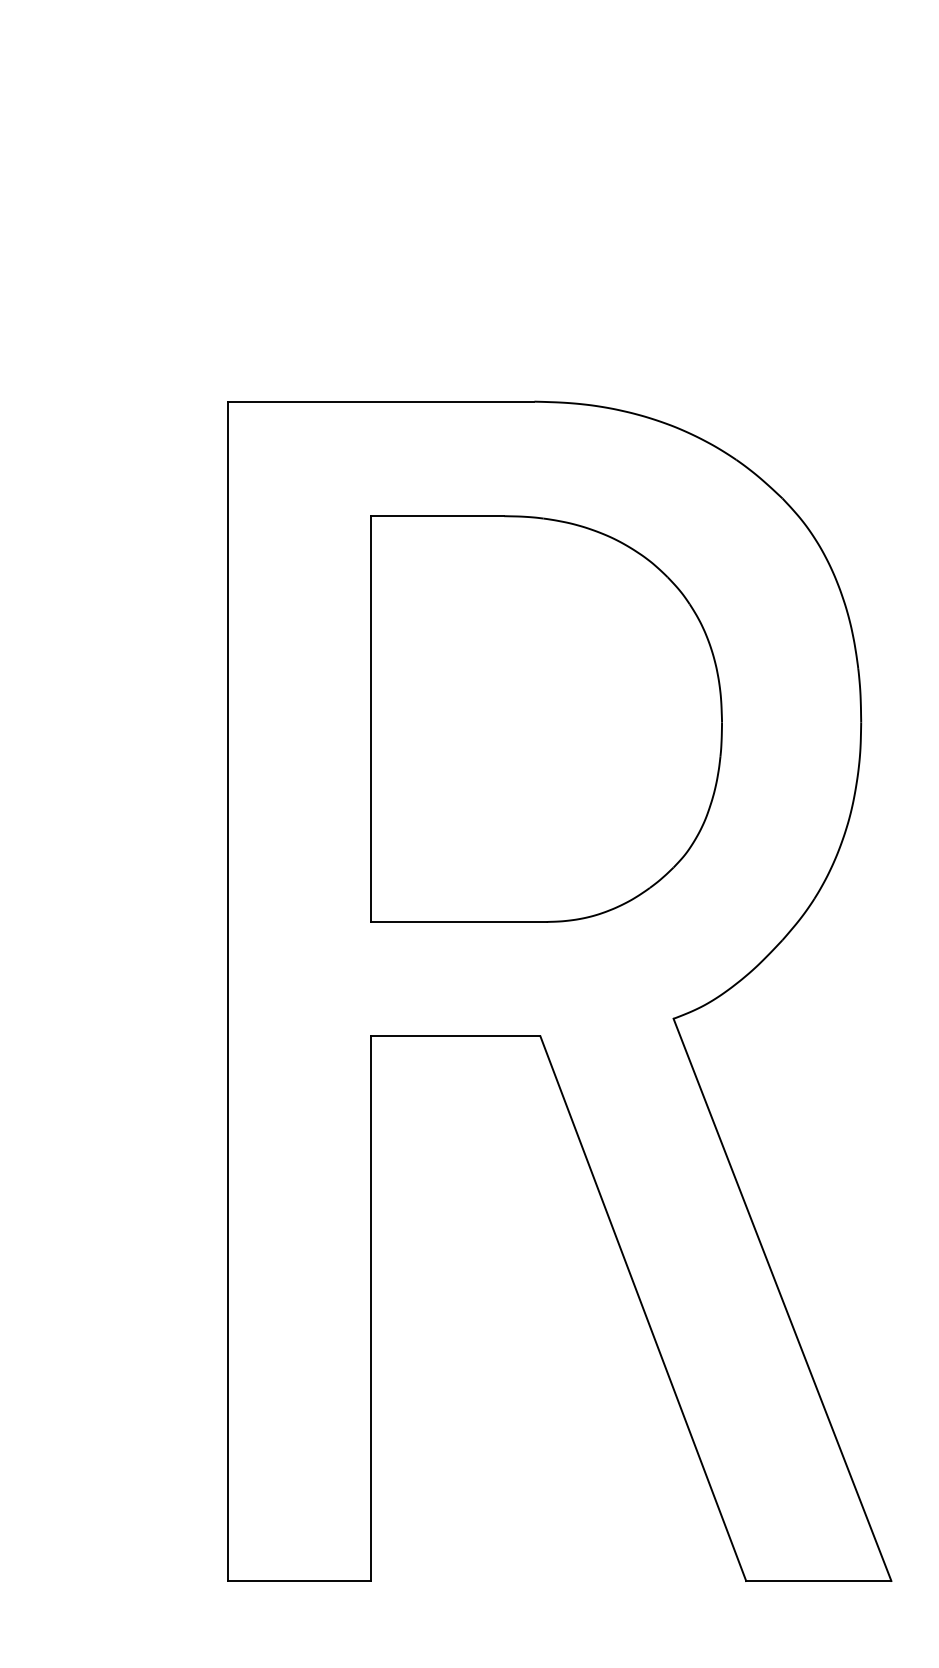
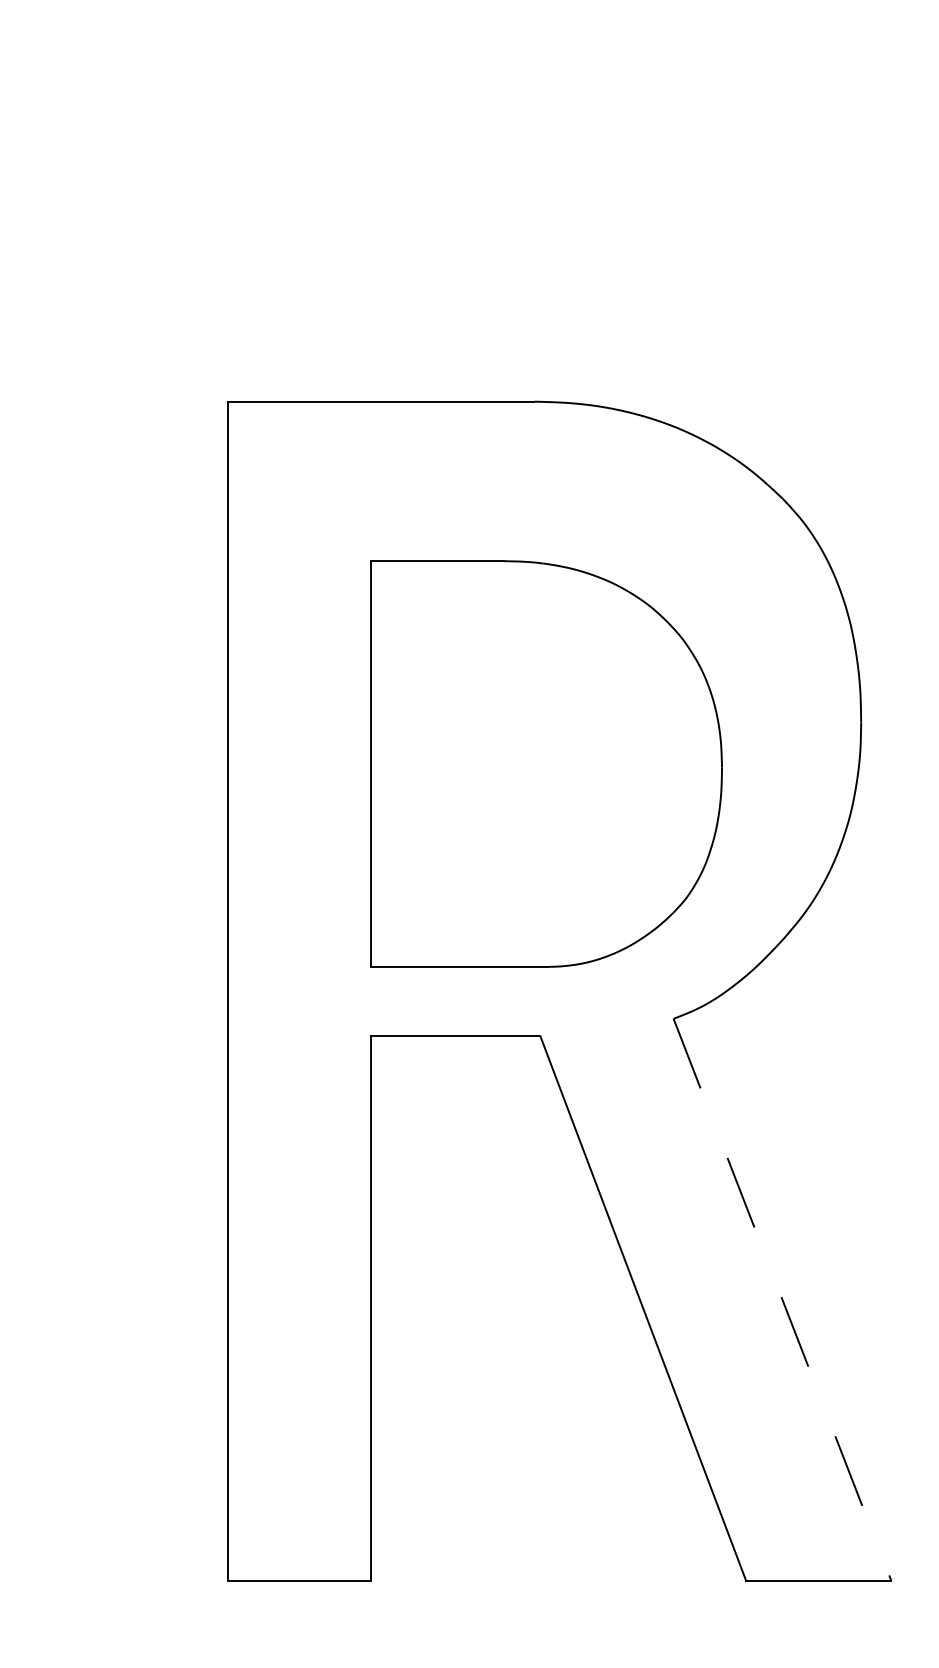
part position: (546, 718) -> (546, 763) (546, 763)
line: solid -> dashed (782, 1300)
